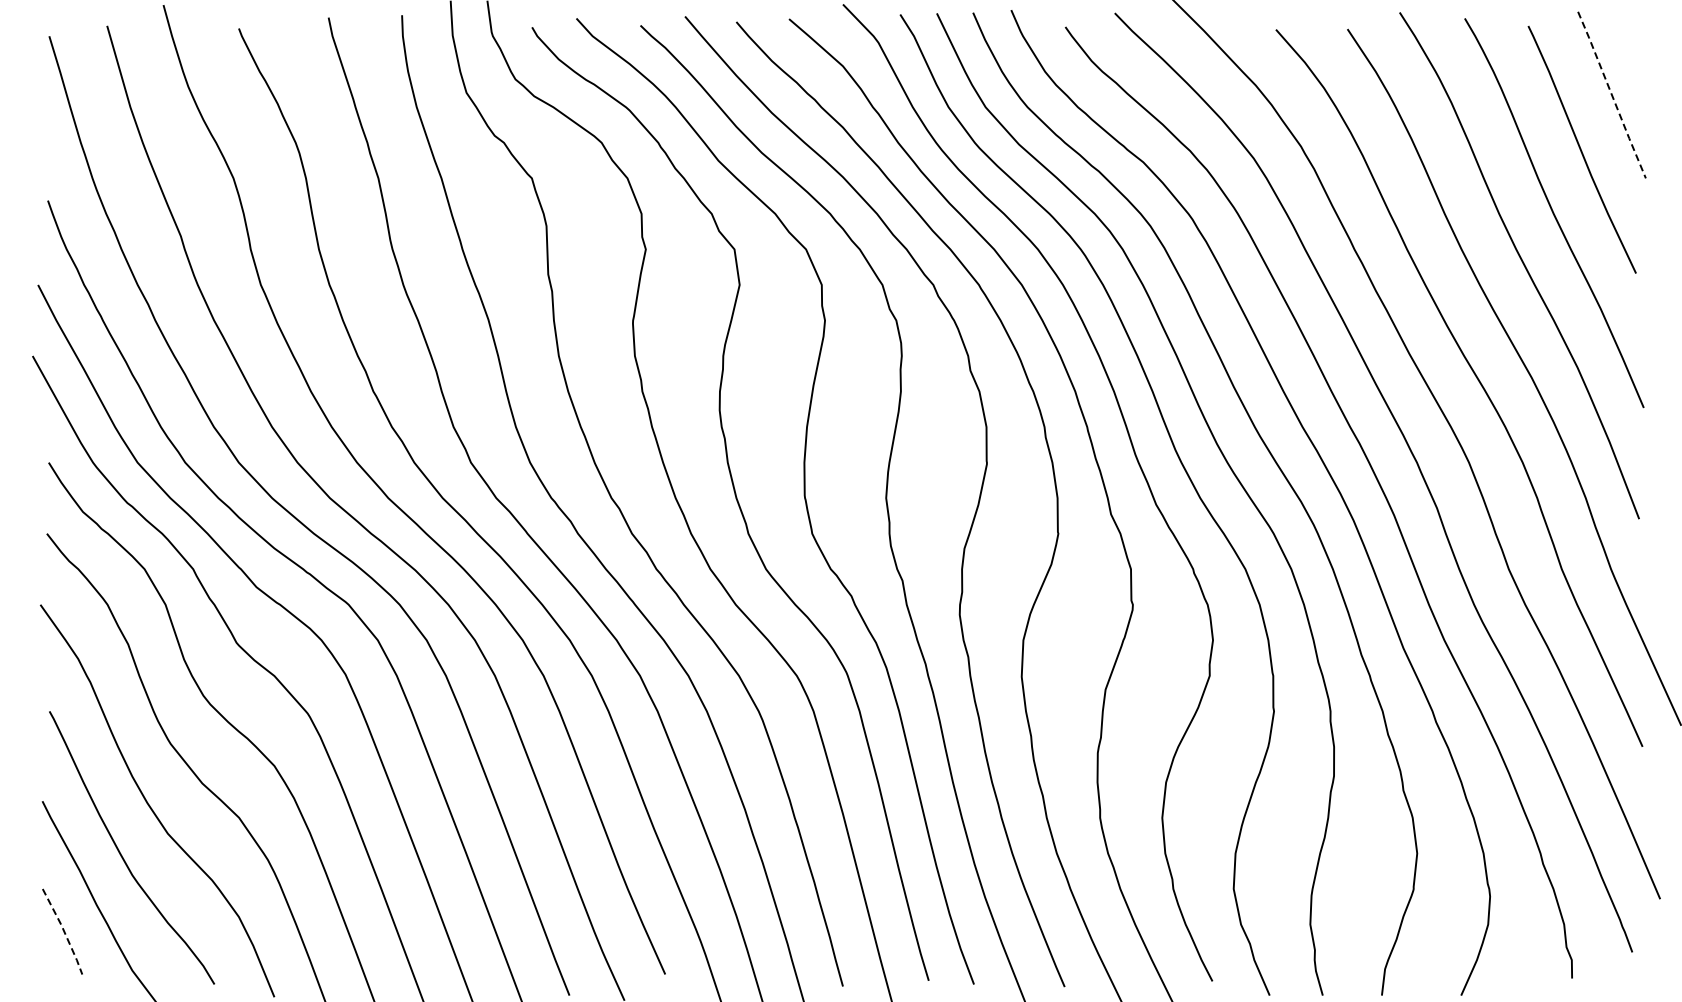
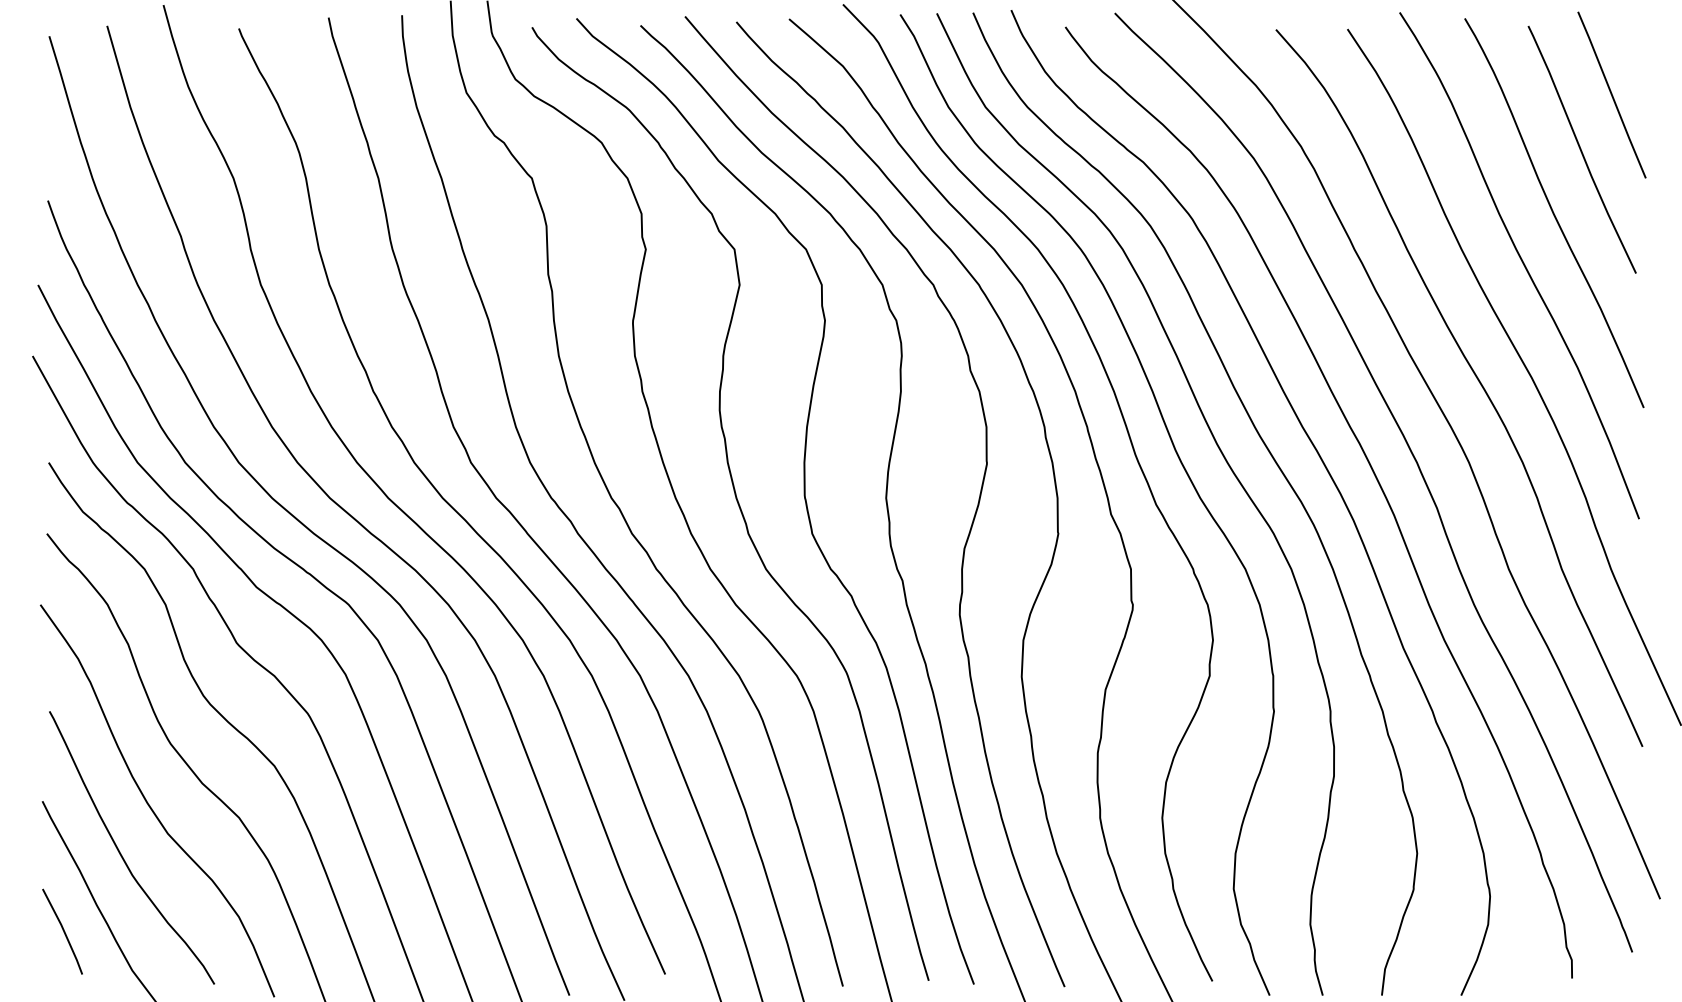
line: dashed -> solid (1612, 95)
line: dashed -> solid (64, 931)
